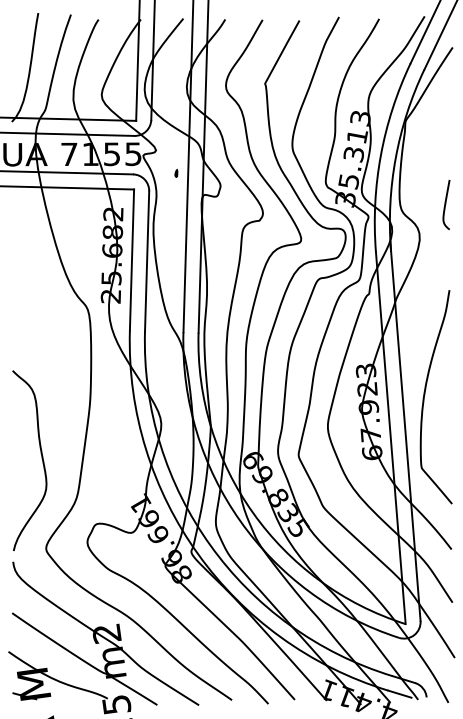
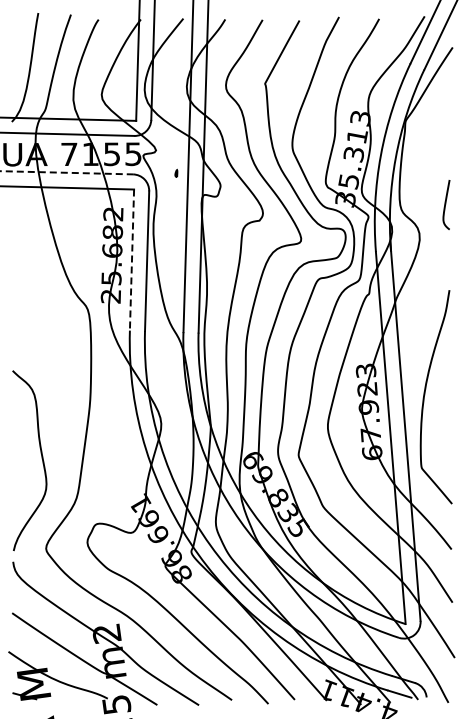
line: solid -> dashed (67, 172)
line: solid -> dashed (132, 260)
